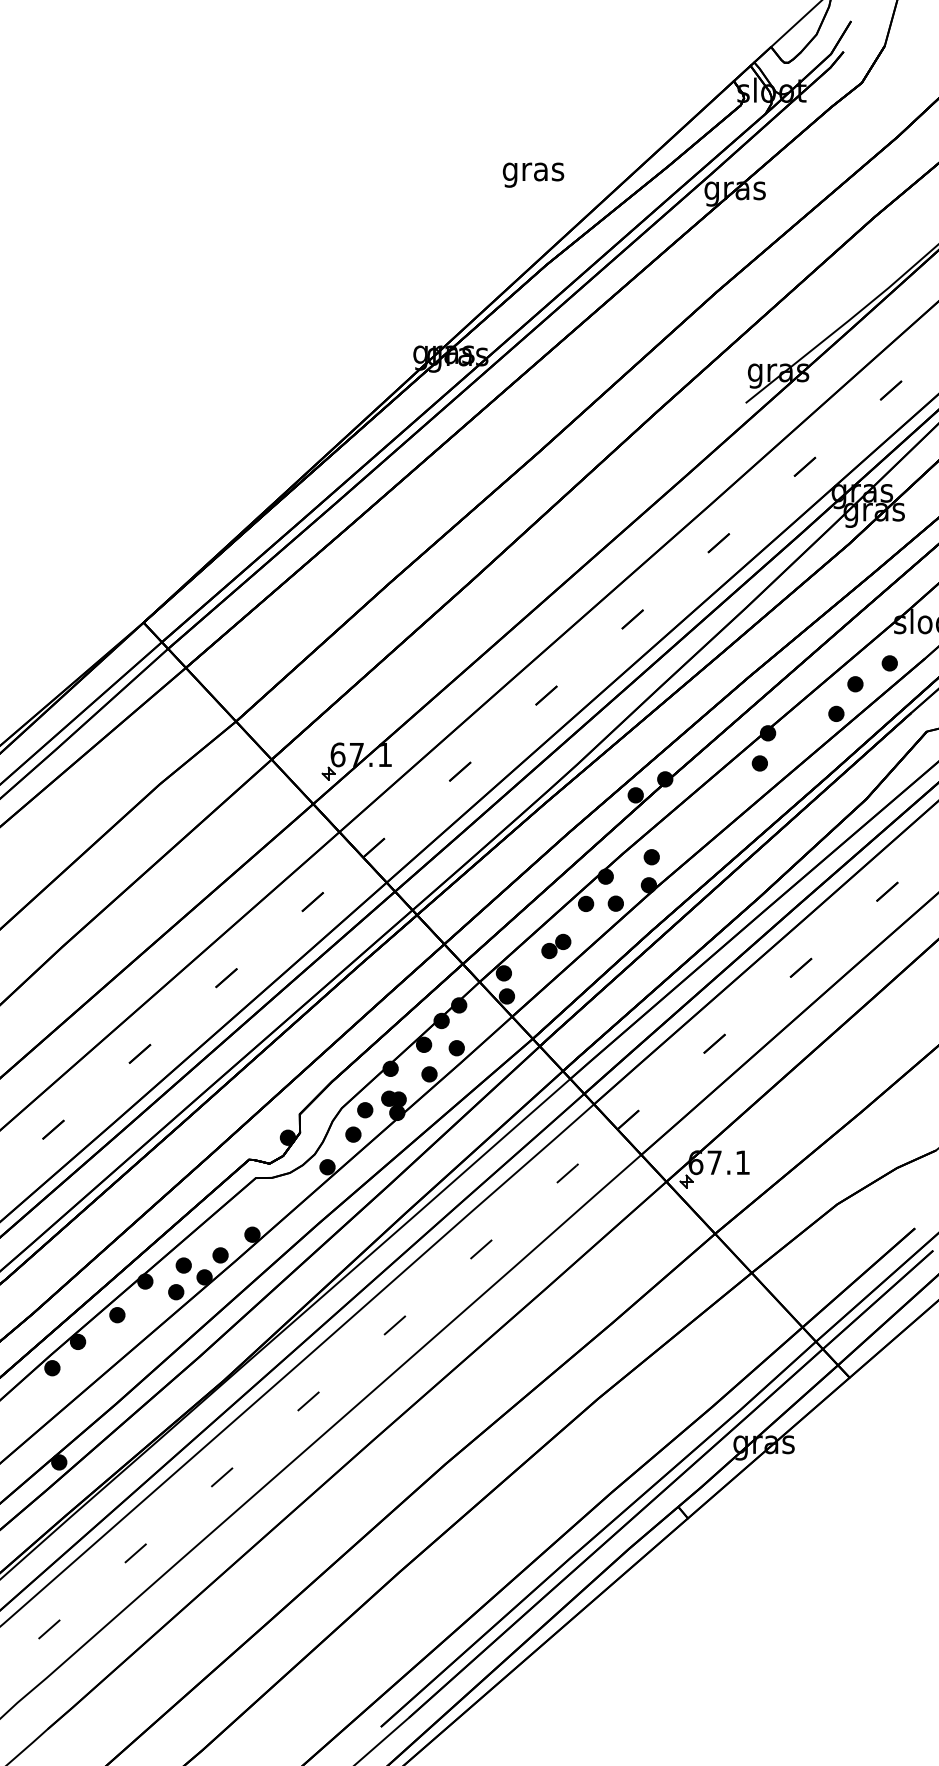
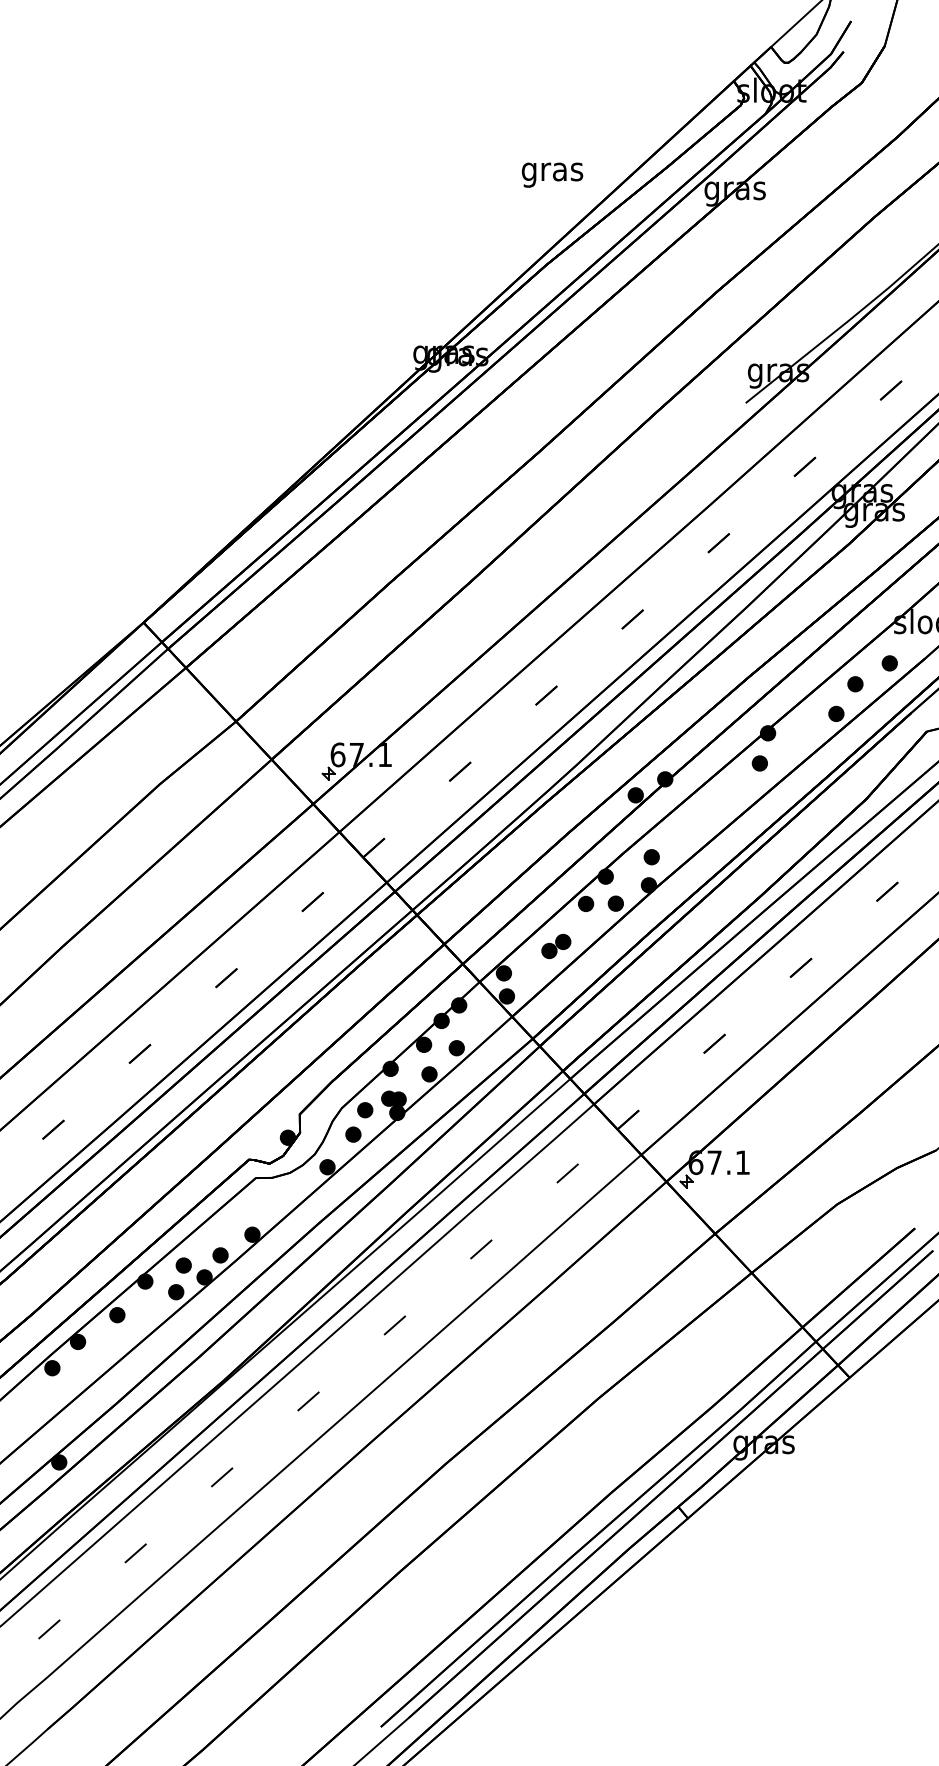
text position: (533, 174) -> (552, 174) (552, 174)
